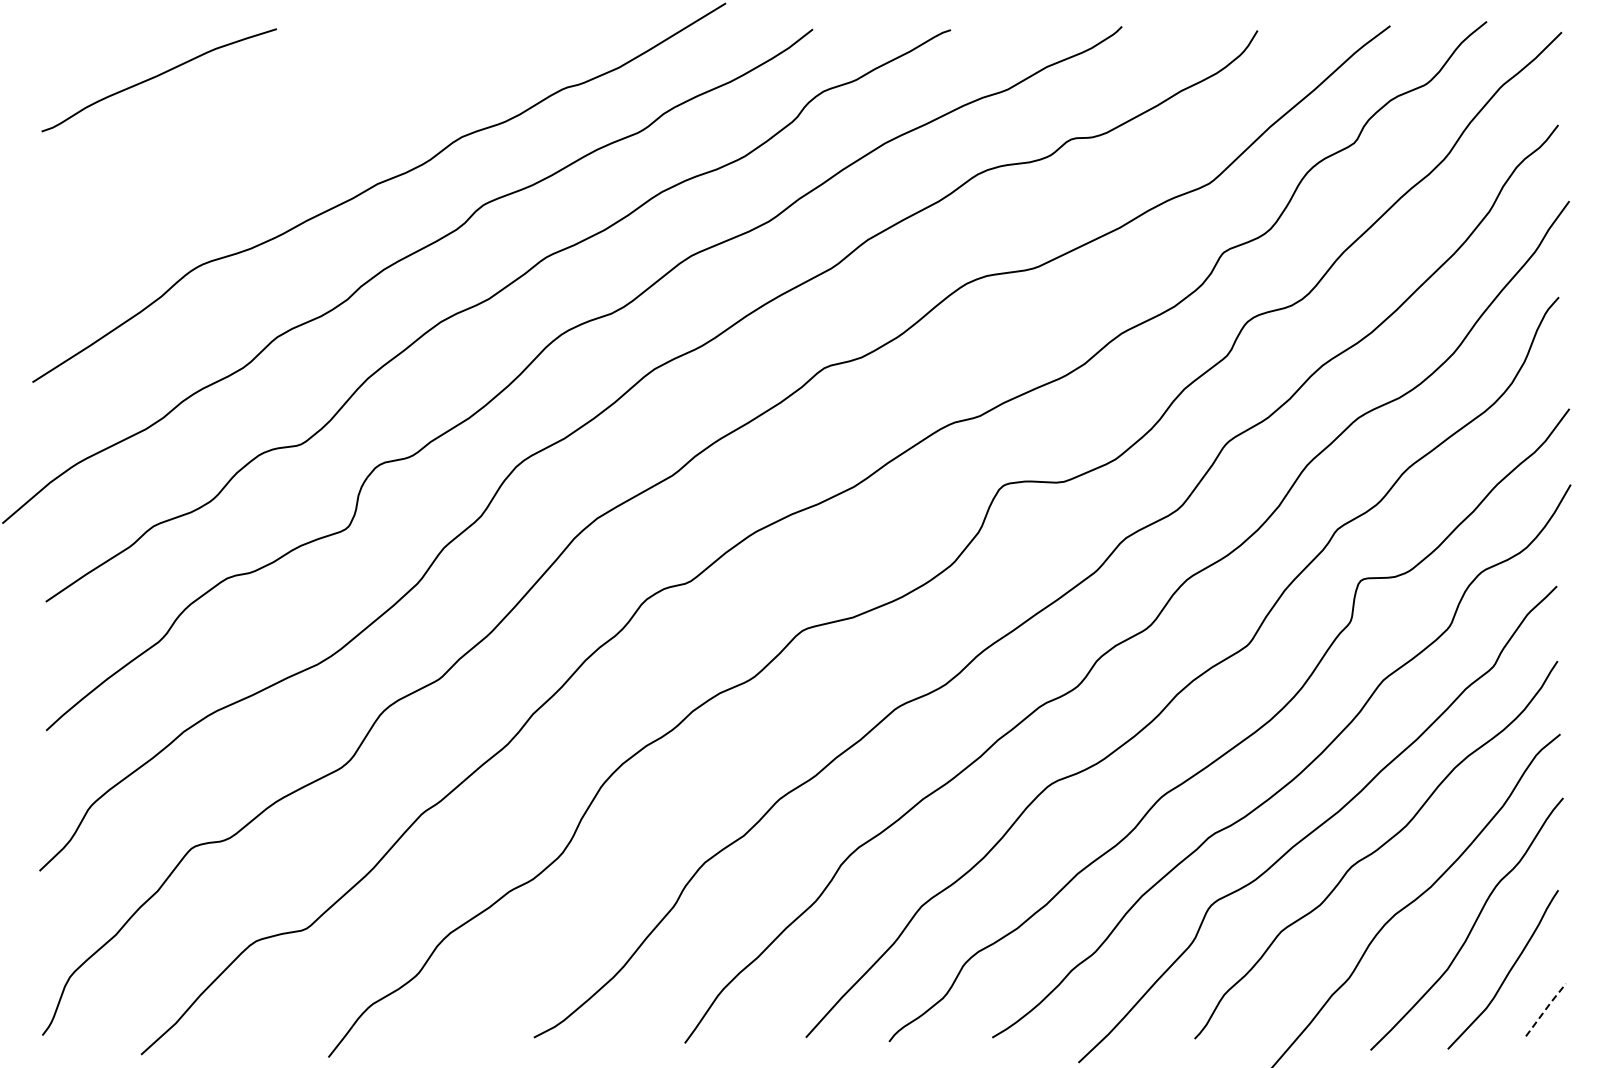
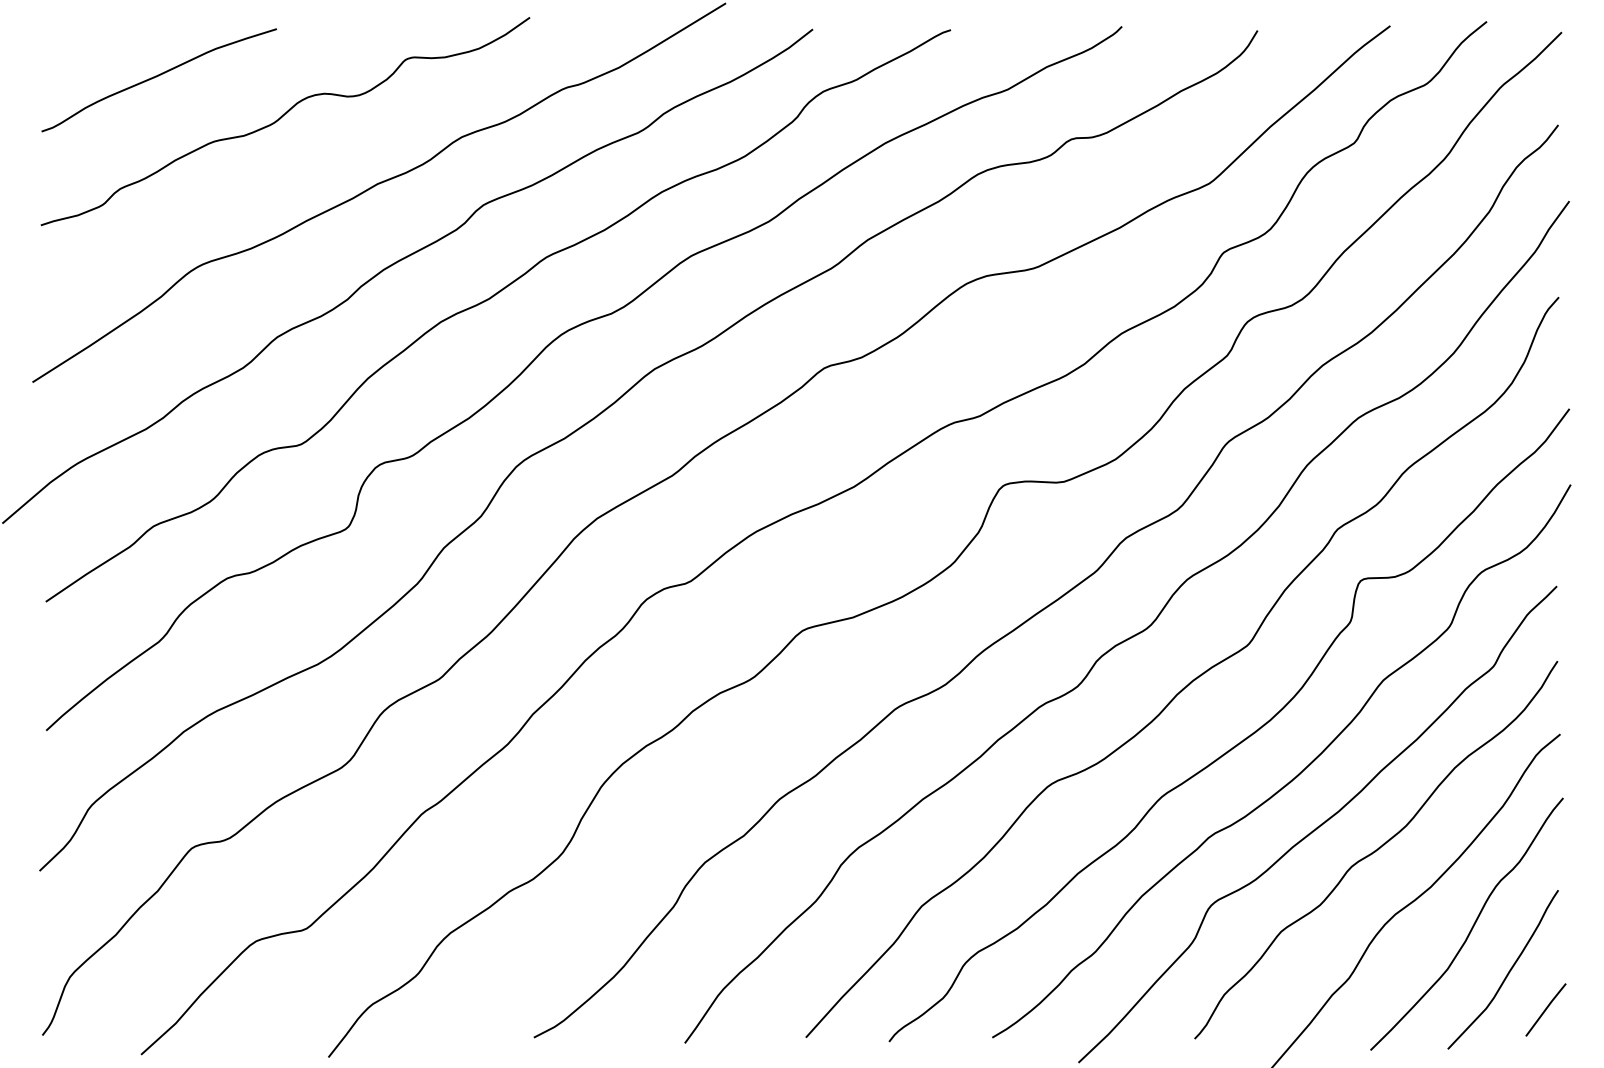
curve: none -> present (282, 117)
line: dashed -> solid (1546, 1008)
